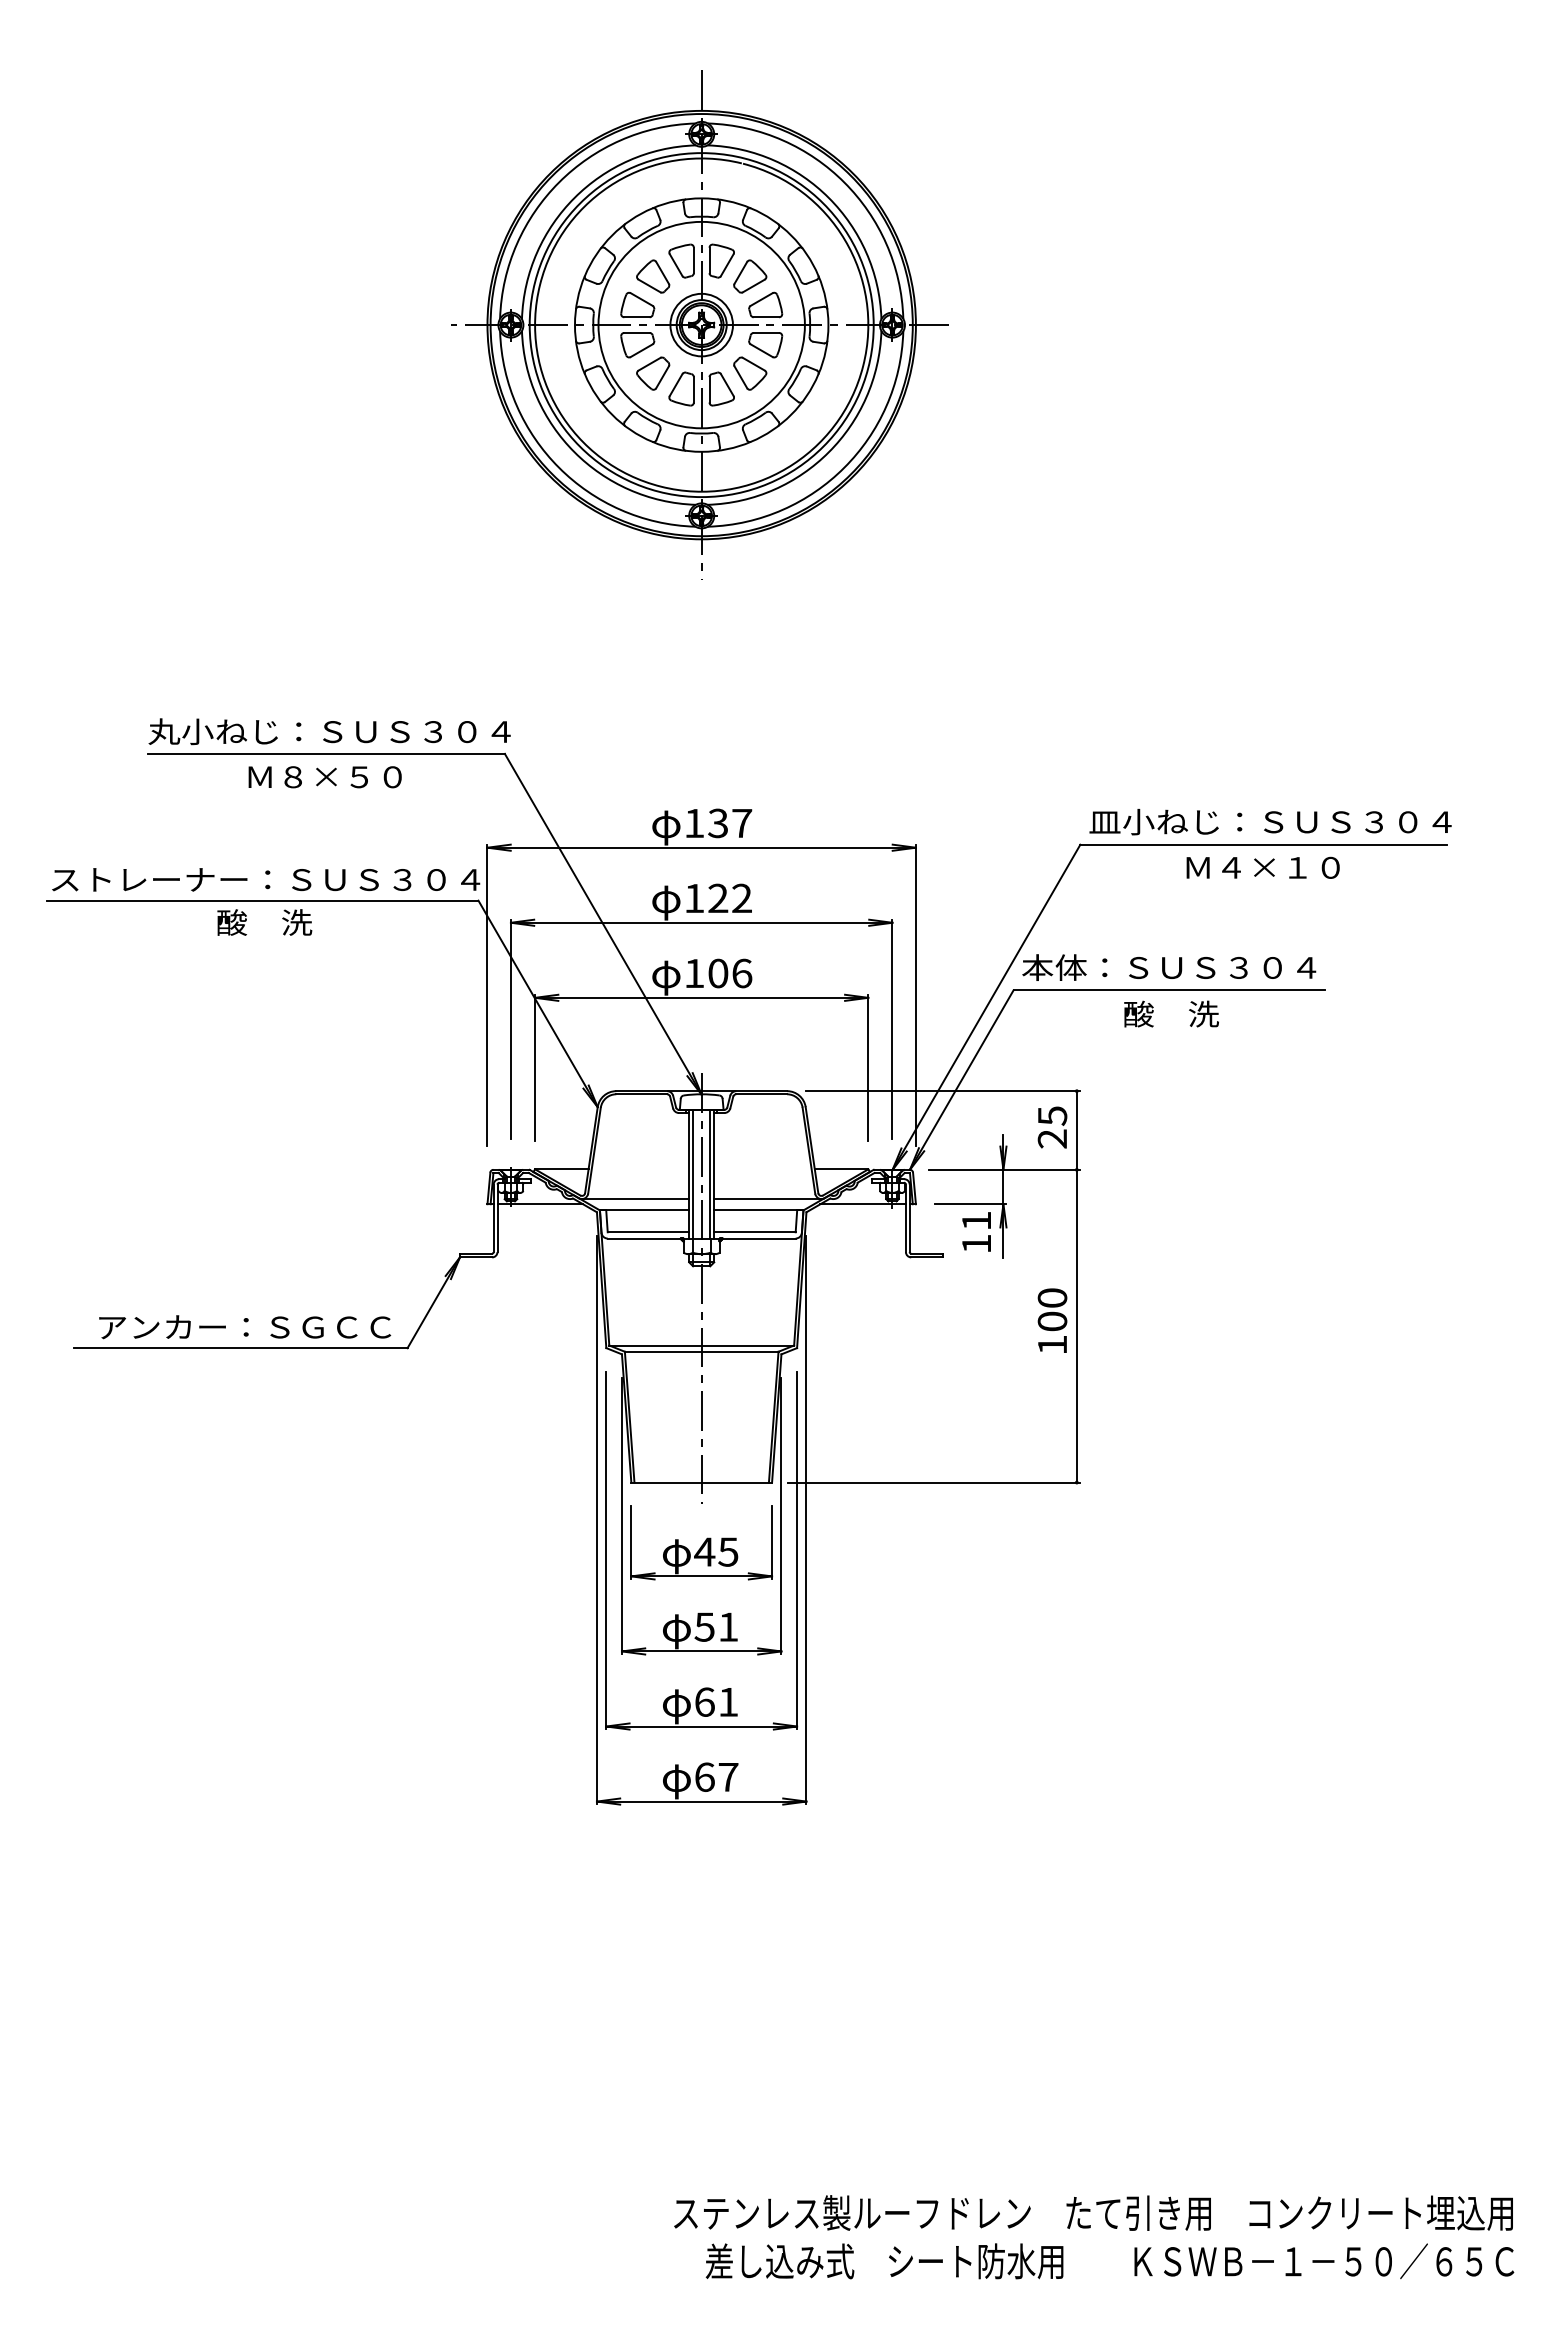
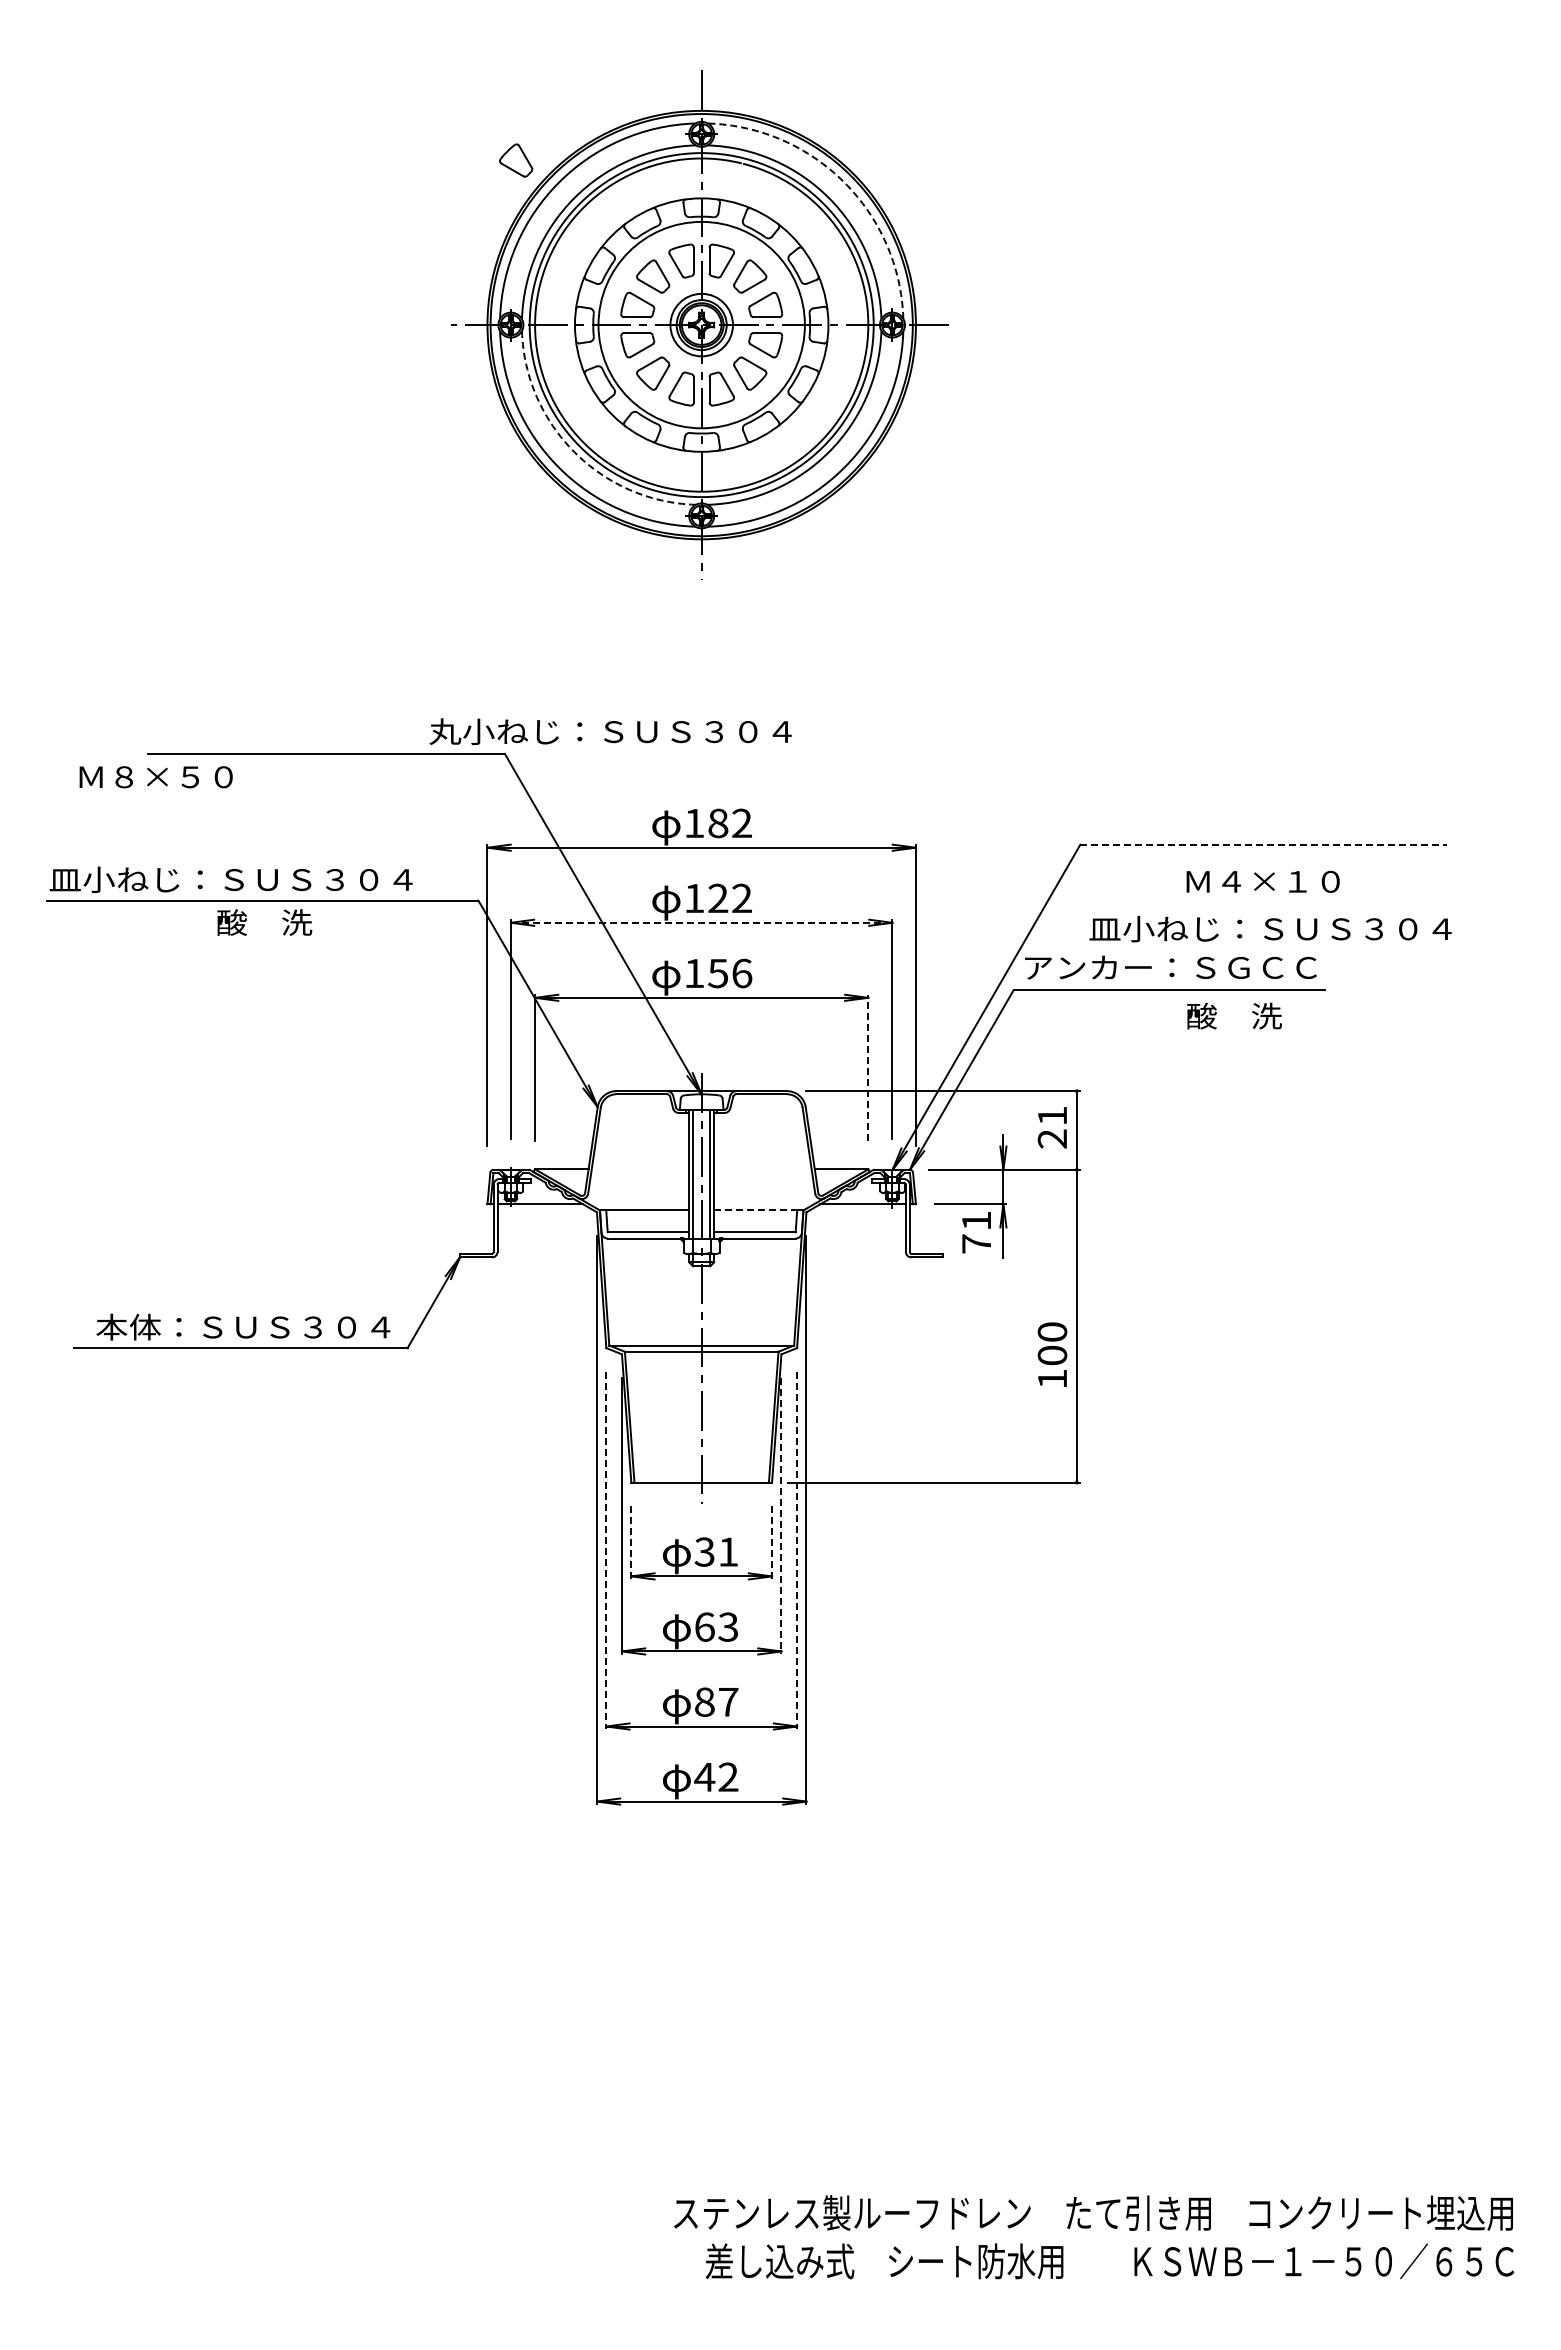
part: none -> present (516, 160)
arc: solid -> dashed (844, 182)
arc: solid -> dashed (574, 452)
text position: (329, 731) -> (610, 731) (610, 731)
text position: (324, 777) -> (155, 777) (155, 777)
text position: (1270, 822) -> (1270, 929) (1270, 929)
text: 137 -> 182 (730, 823)
line: solid -> dashed (1264, 844)
text position: (1262, 867) -> (1262, 881) (1262, 881)
text: ストレーナー：ＳＵＳ３０４ -> 皿小ねじ：ＳＵＳ３０４ (264, 879)
line: solid -> dashed (701, 922)
text: 本体：ＳＵＳ３０４ -> アンカー：ＳＧＣＣ (1169, 967)
text: 106 -> 156 (718, 973)
text position: (1171, 1013) -> (1234, 1015) (1234, 1015)
line: solid -> dashed (868, 1067)
text: 25 -> 21 (1052, 1115)
line: present -> none (635, 1199)
line: present -> none (767, 1199)
line: solid -> dashed (758, 1210)
text: 11 -> 71 (976, 1243)
text position: (1052, 1320) -> (1052, 1354) (1052, 1354)
text: アンカー：ＳＧＣＣ -> 本体：ＳＵＳ３０４ (243, 1326)
line: solid -> dashed (781, 1516)
line: solid -> dashed (631, 1542)
line: solid -> dashed (772, 1542)
line: solid -> dashed (606, 1550)
line: solid -> dashed (797, 1550)
text: 45 -> 31 (716, 1551)
text: 51 -> 63 (715, 1626)
text: 61 -> 87 (716, 1701)
text: 67 -> 42 (716, 1776)
